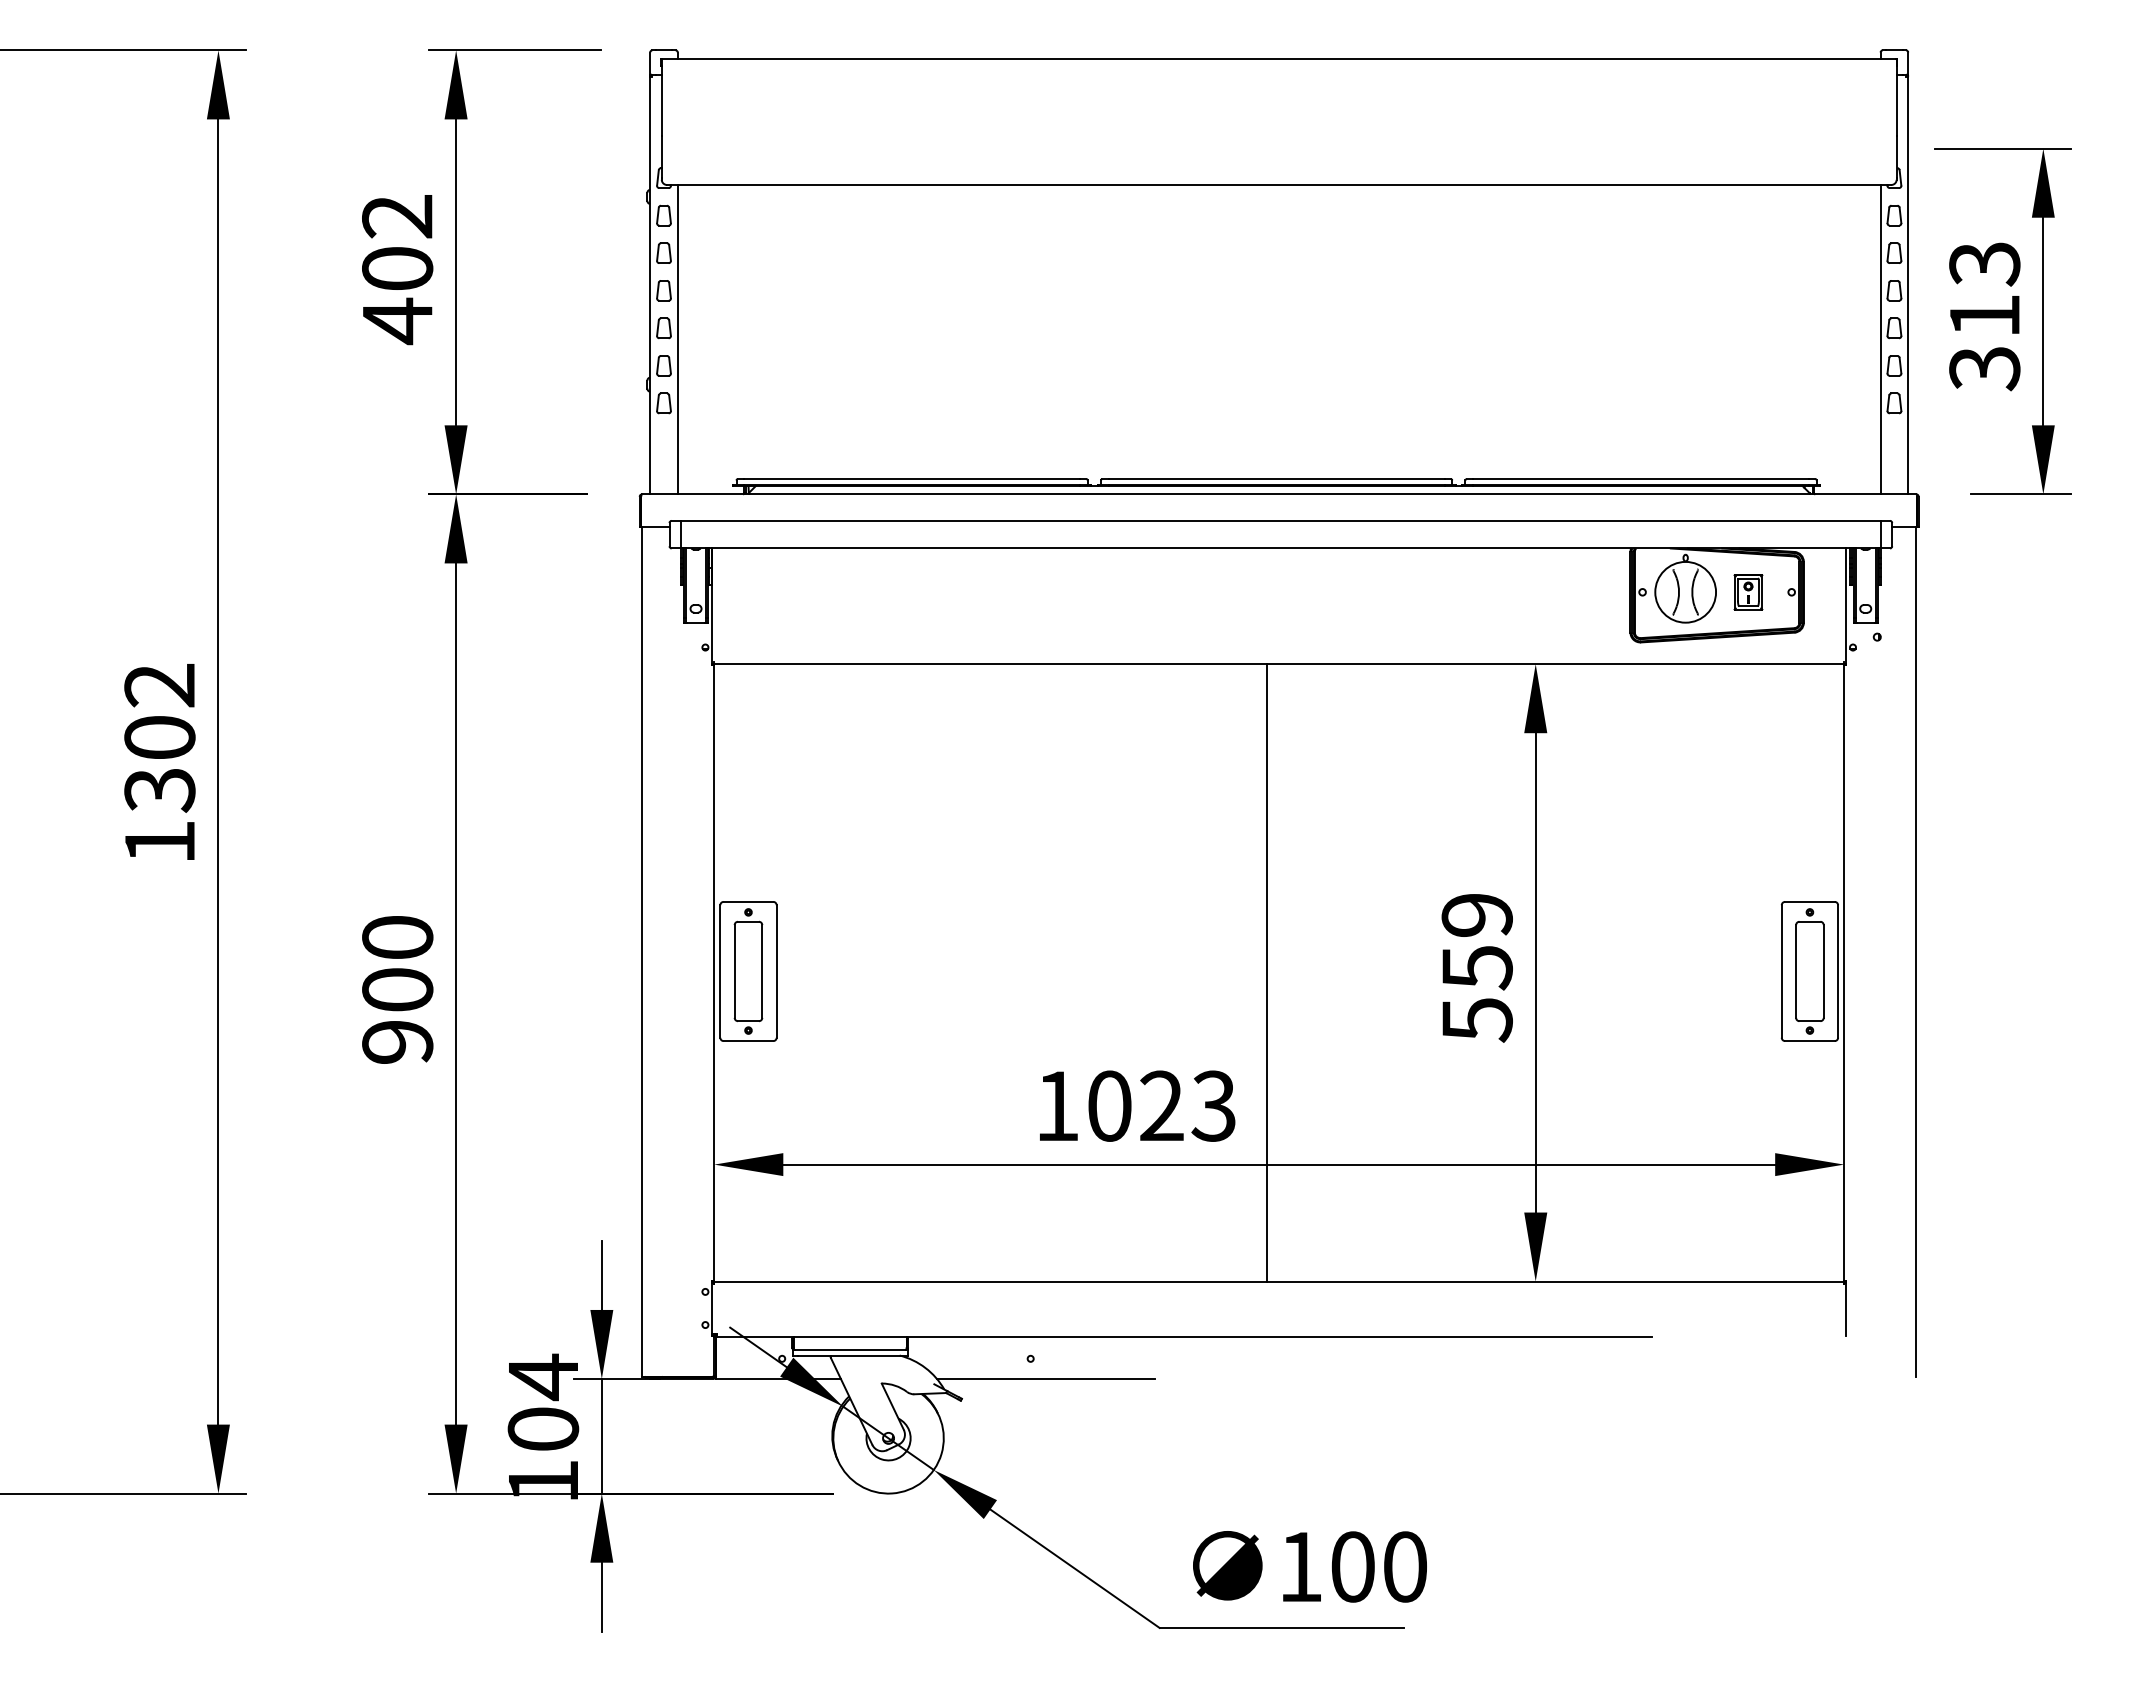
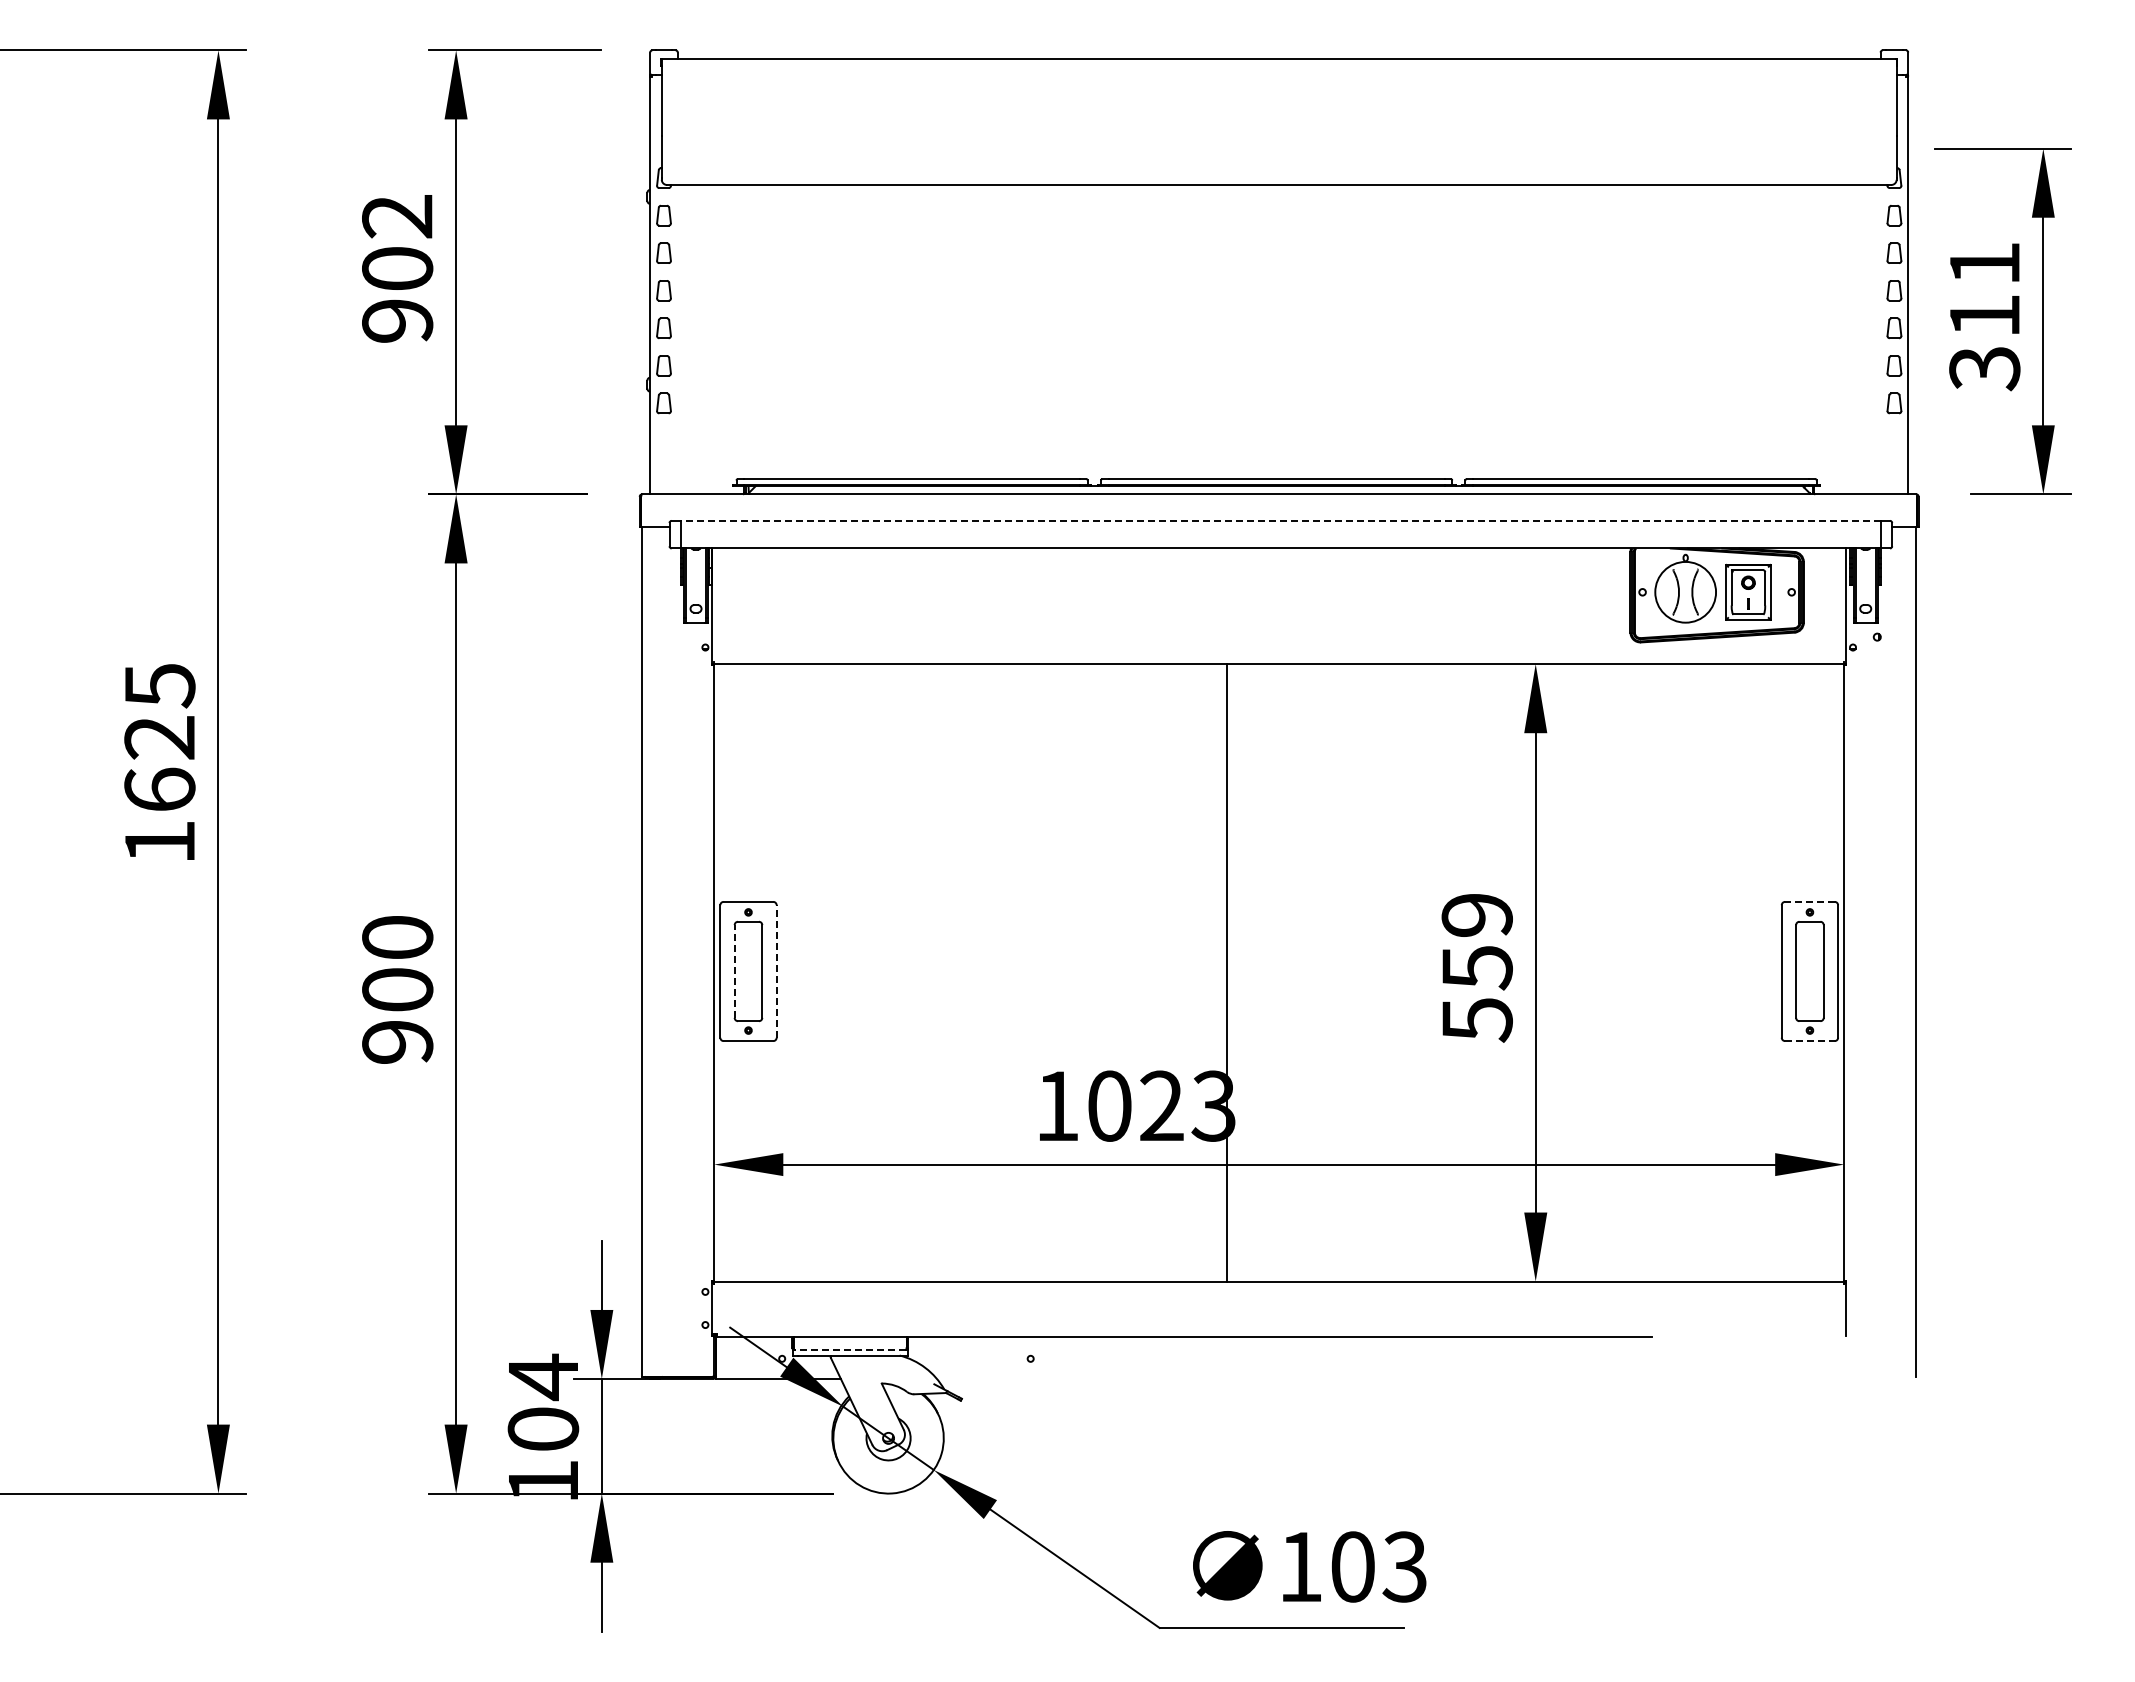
text: 313 -> 311 (1984, 264)
text: 402 -> 902 (397, 321)
line: present -> none (677, 339)
line: present -> none (1880, 339)
line: solid -> dashed (1280, 520)
part size: 31x37 px -> 47x58 px (1748, 591)
text: 1302 -> 1625 (159, 738)
line: solid -> dashed (1809, 901)
line: solid -> dashed (734, 970)
line: solid -> dashed (776, 970)
line position: (1267, 972) -> (1227, 972) (1227, 972)
line: solid -> dashed (1809, 1041)
line: solid -> dashed (849, 1350)
line: present -> none (1045, 1378)
text: 100 -> 103 (1404, 1566)
